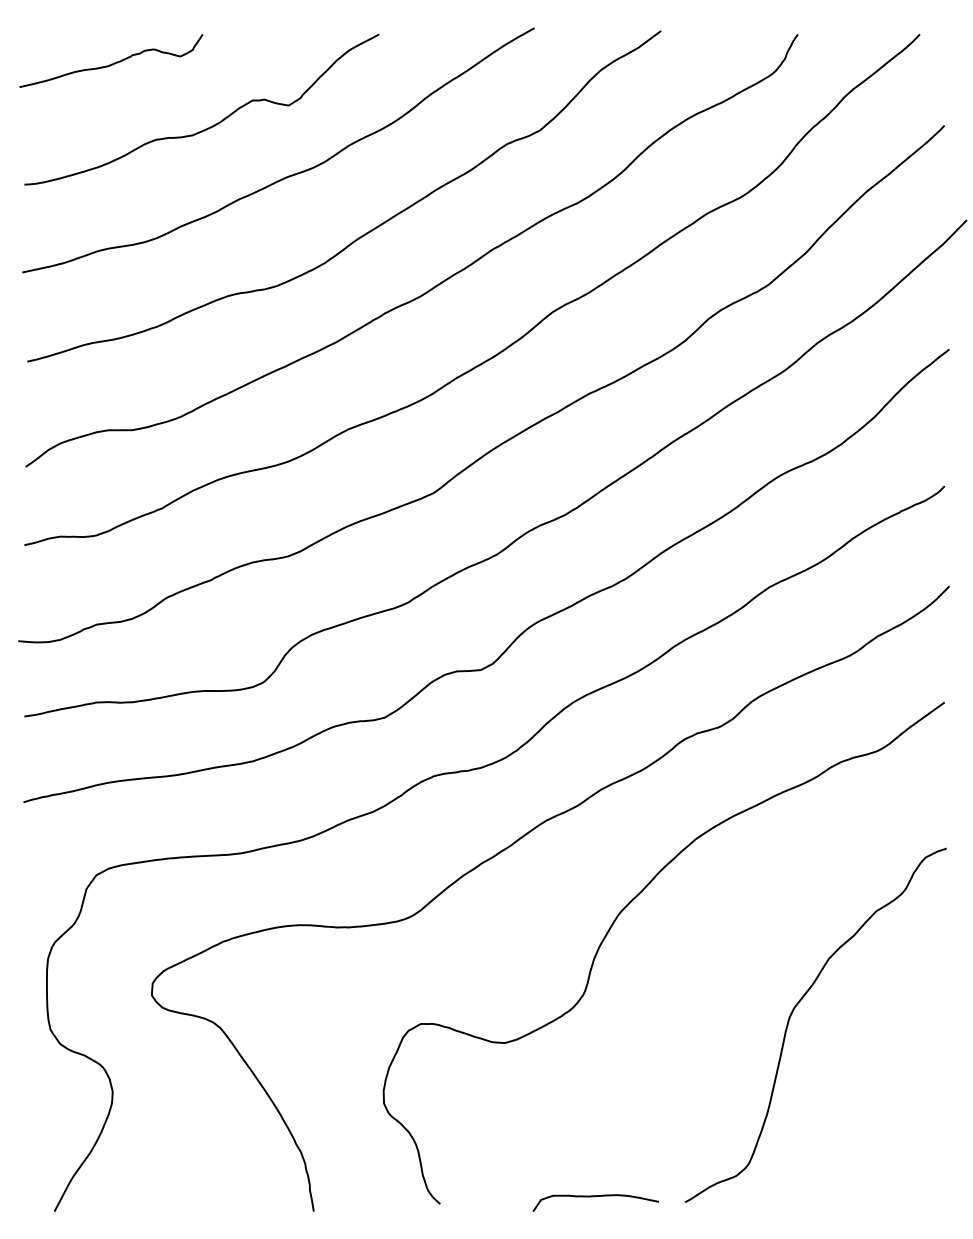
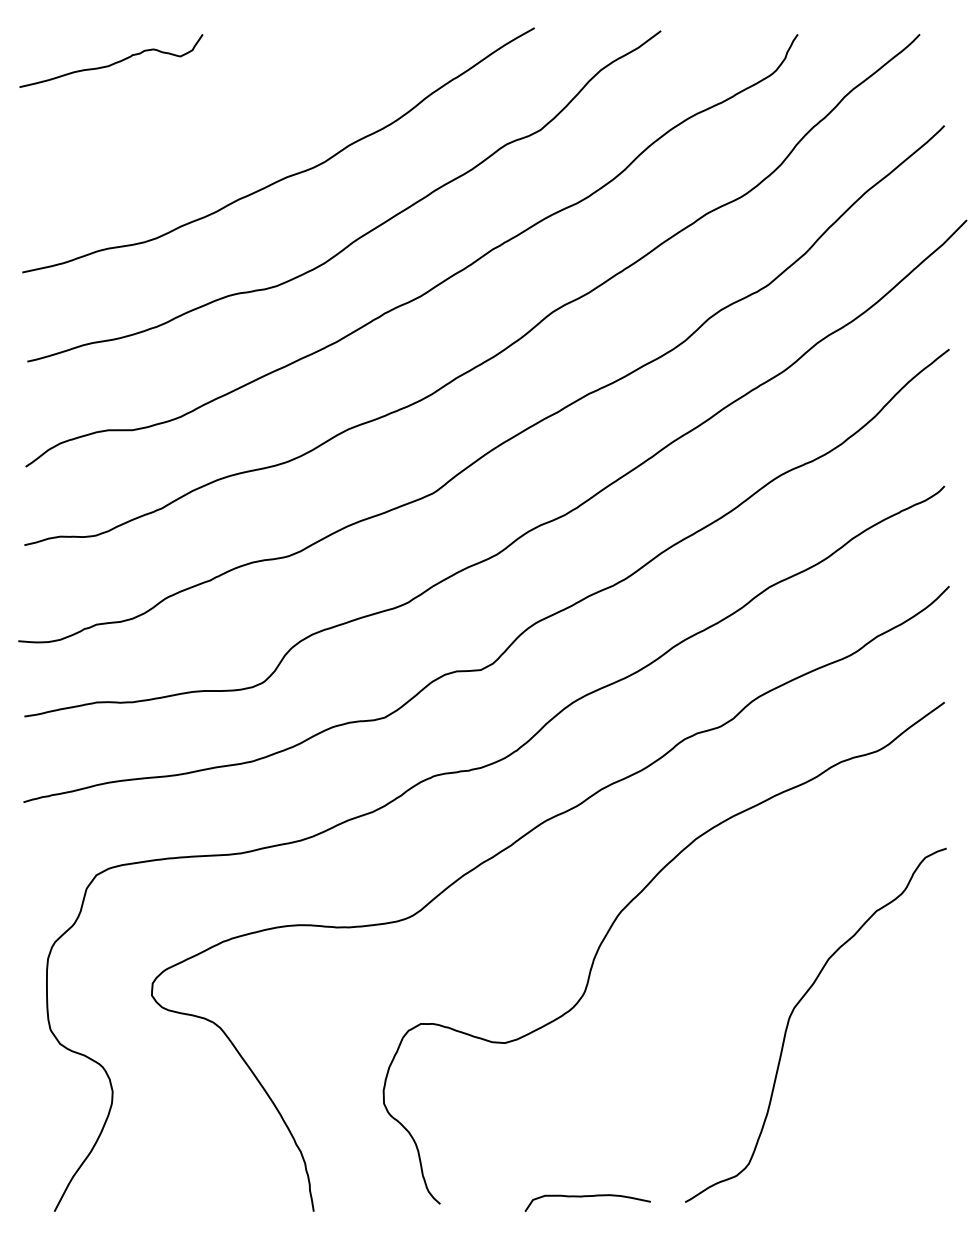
curve: present -> none (210, 126)
curve position: (593, 1197) -> (585, 1197) (585, 1197)
